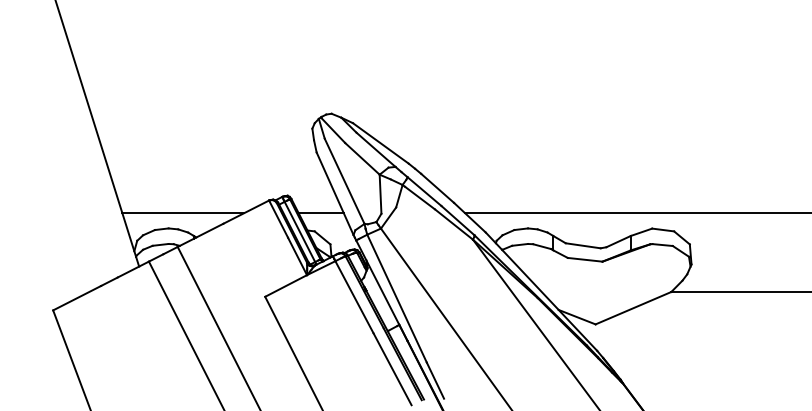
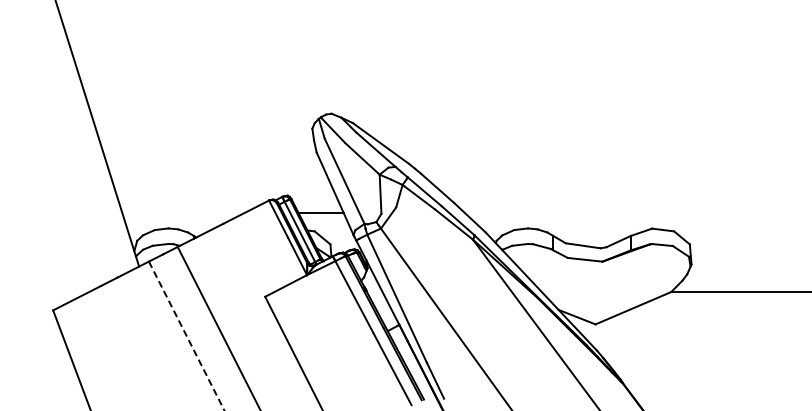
line: present -> none (182, 213)
line: present -> none (636, 213)
line: solid -> dashed (186, 336)
